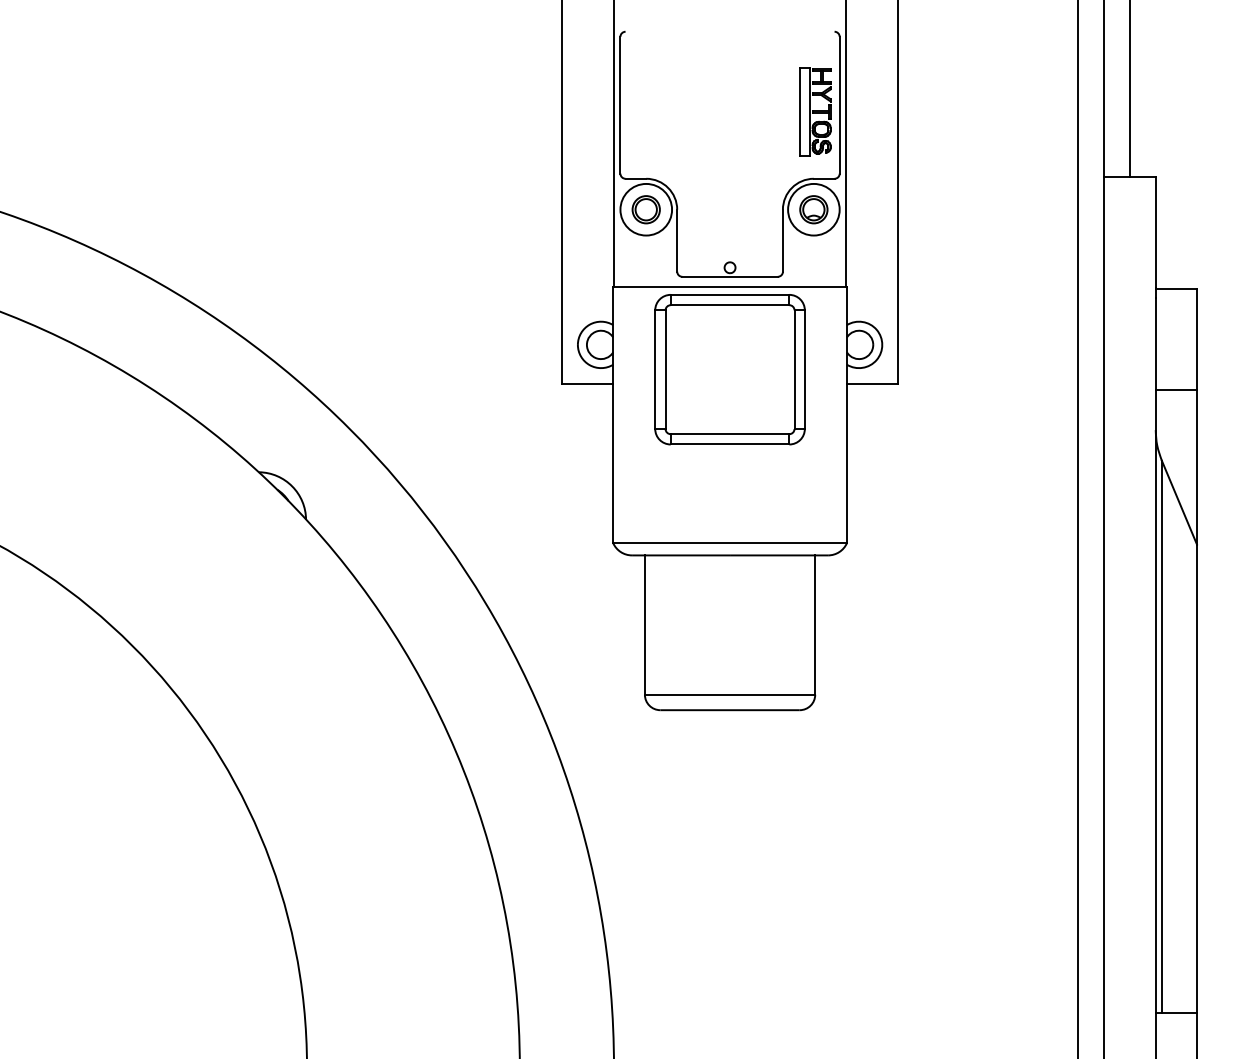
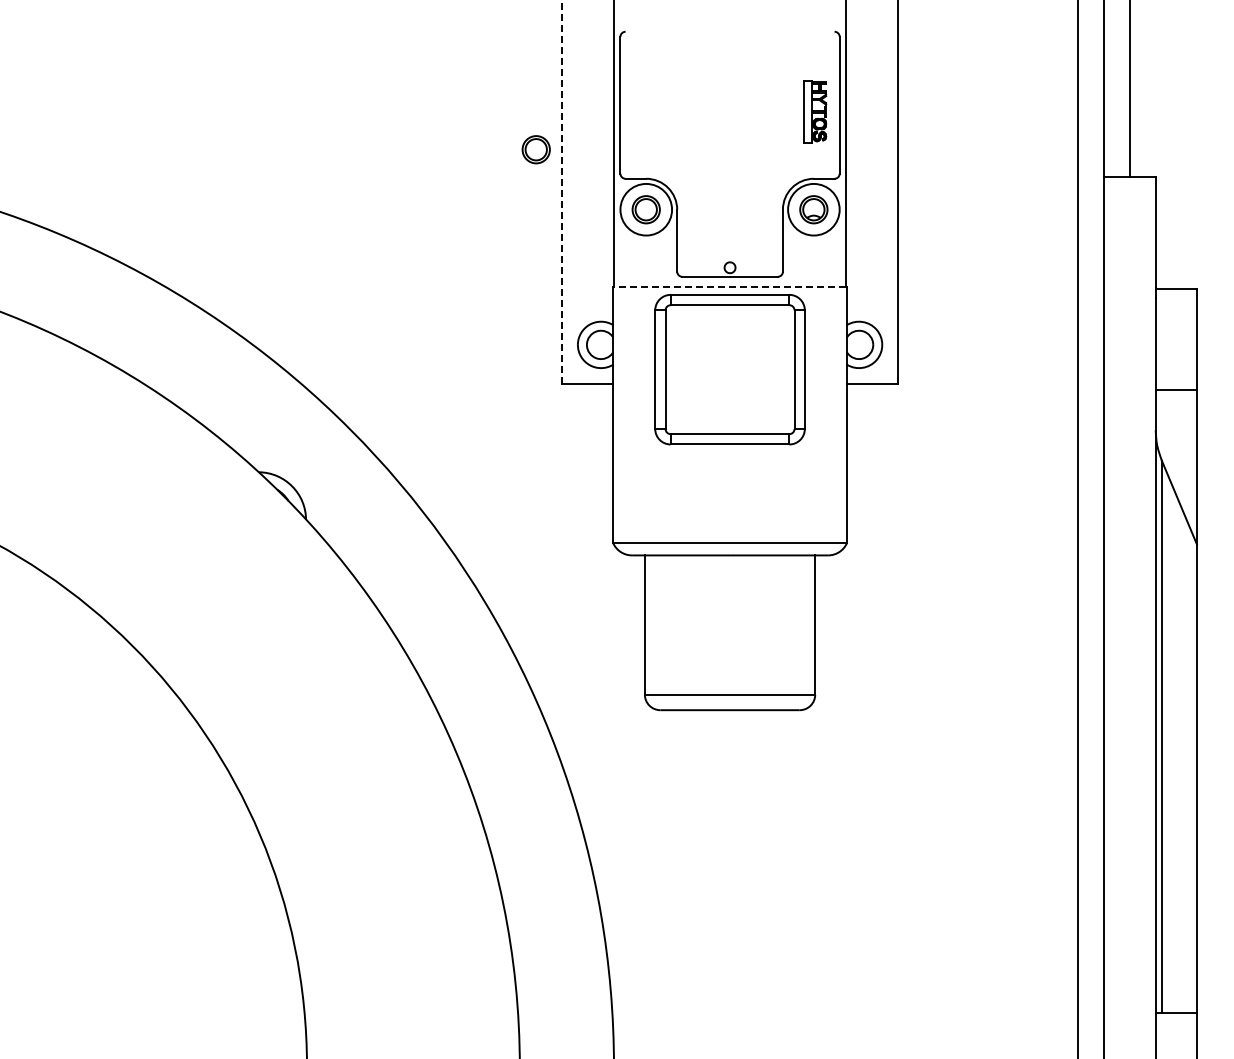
part size: 33x90 px -> 25x64 px (815, 111)
part: none -> present (535, 149)
line: solid -> dashed (562, 191)
line: solid -> dashed (729, 287)
